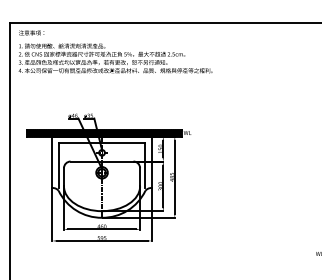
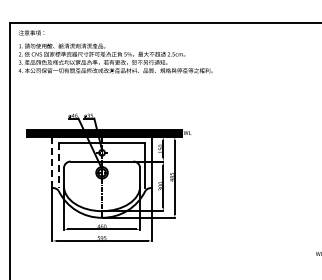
line: solid -> dashed (52, 162)
line: solid -> dashed (59, 166)
